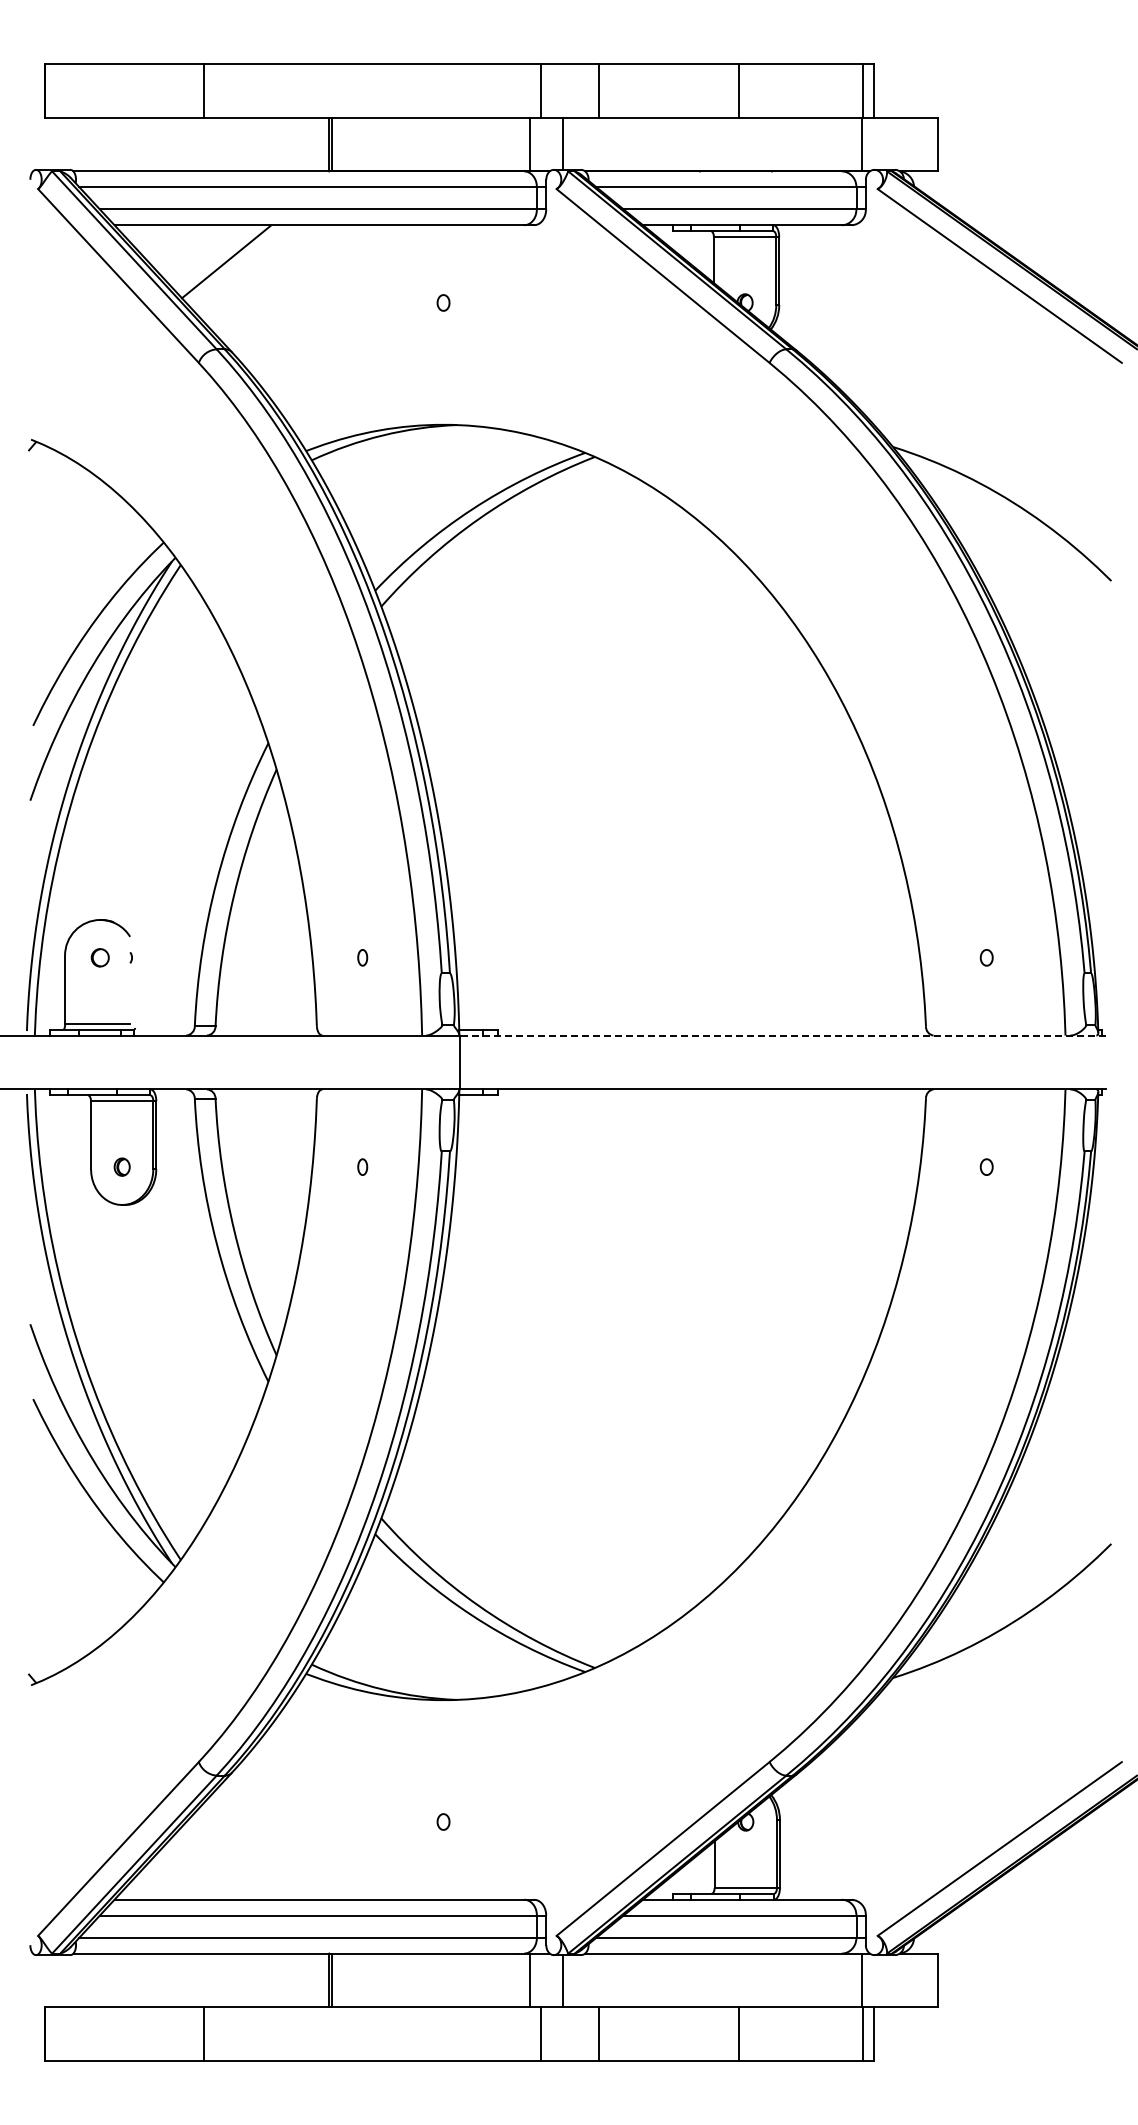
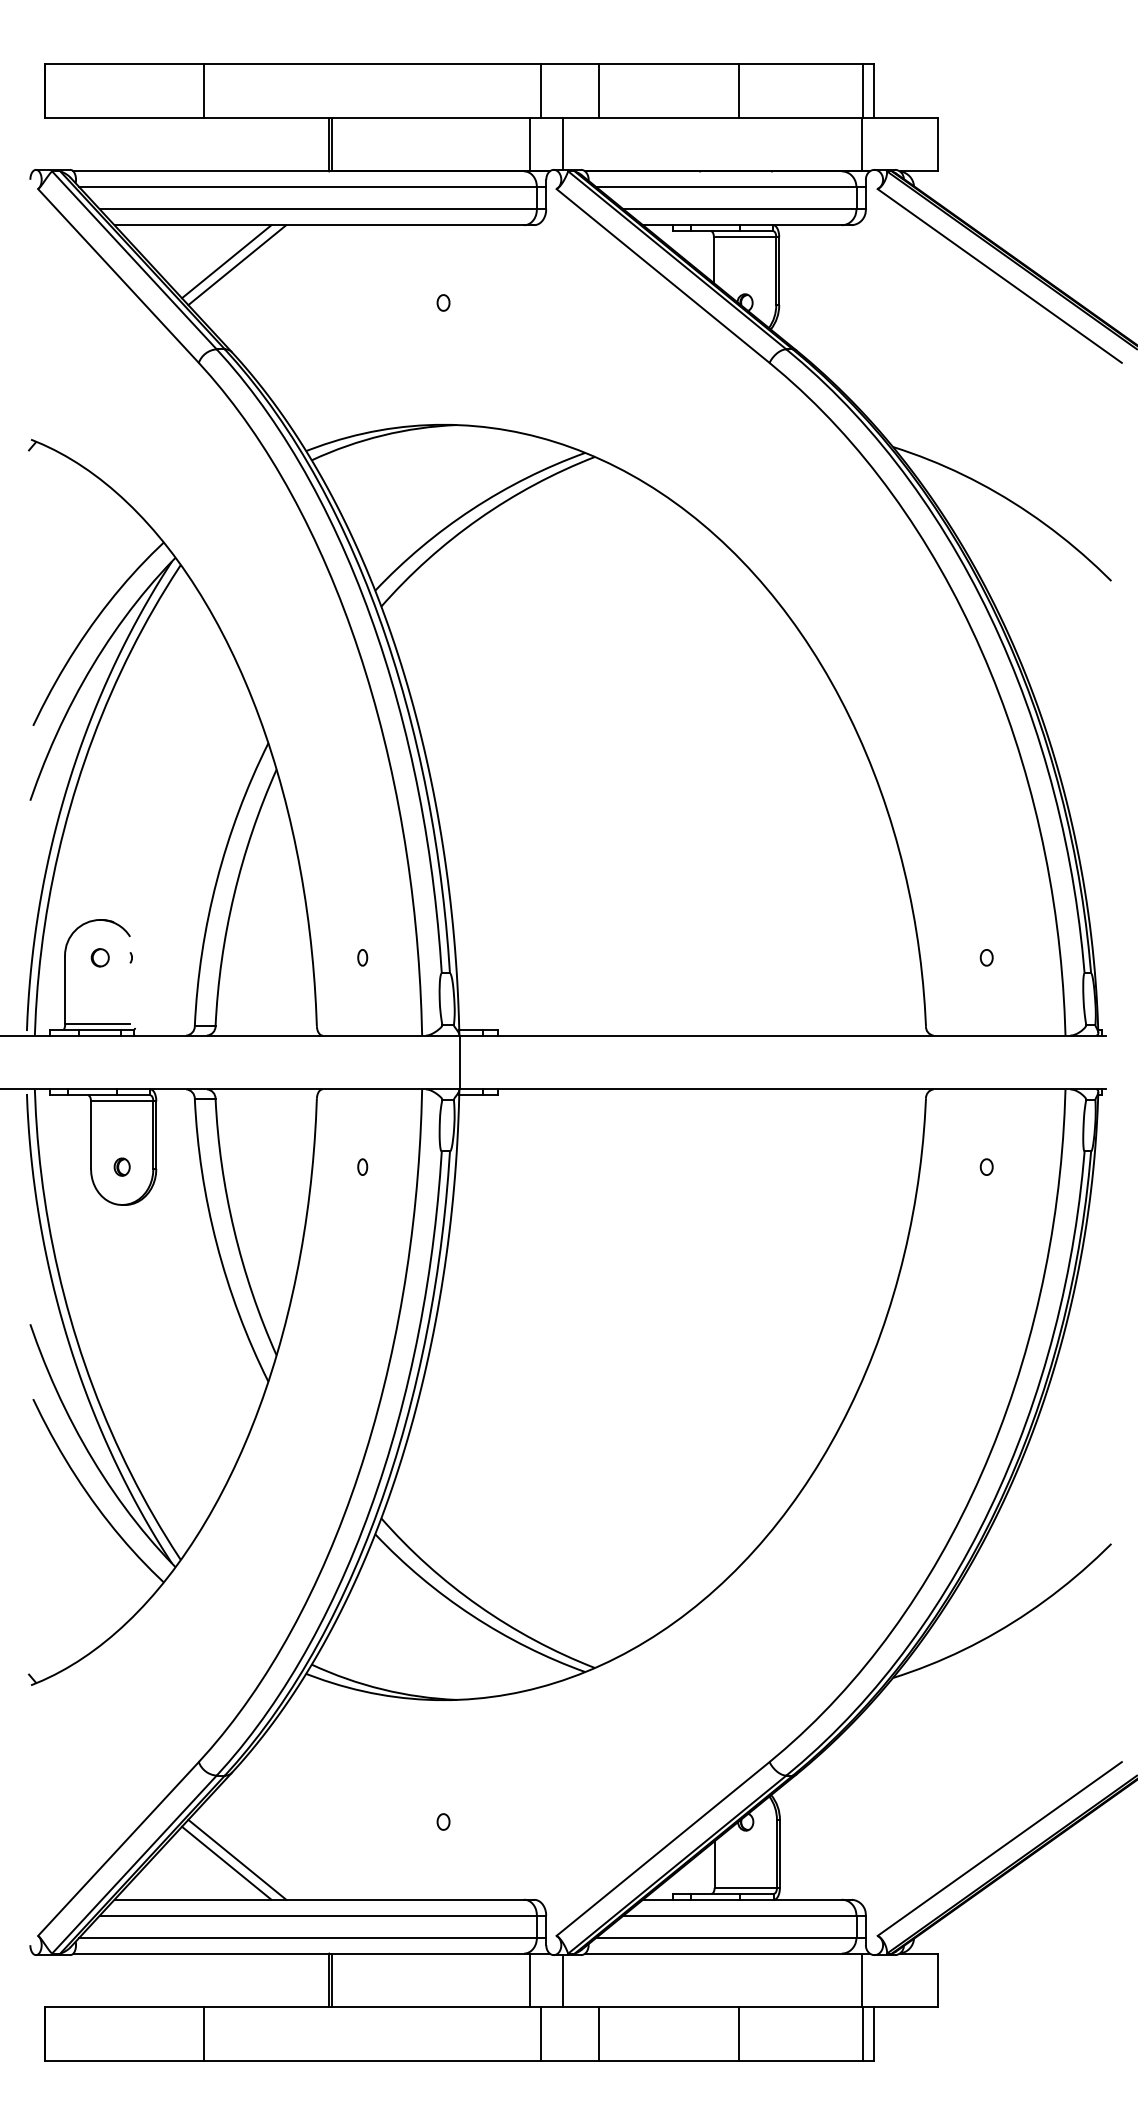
line: none -> present (237, 265)
line: dashed -> solid (782, 1035)
line: none -> present (237, 1859)
line: none -> present (226, 1862)
